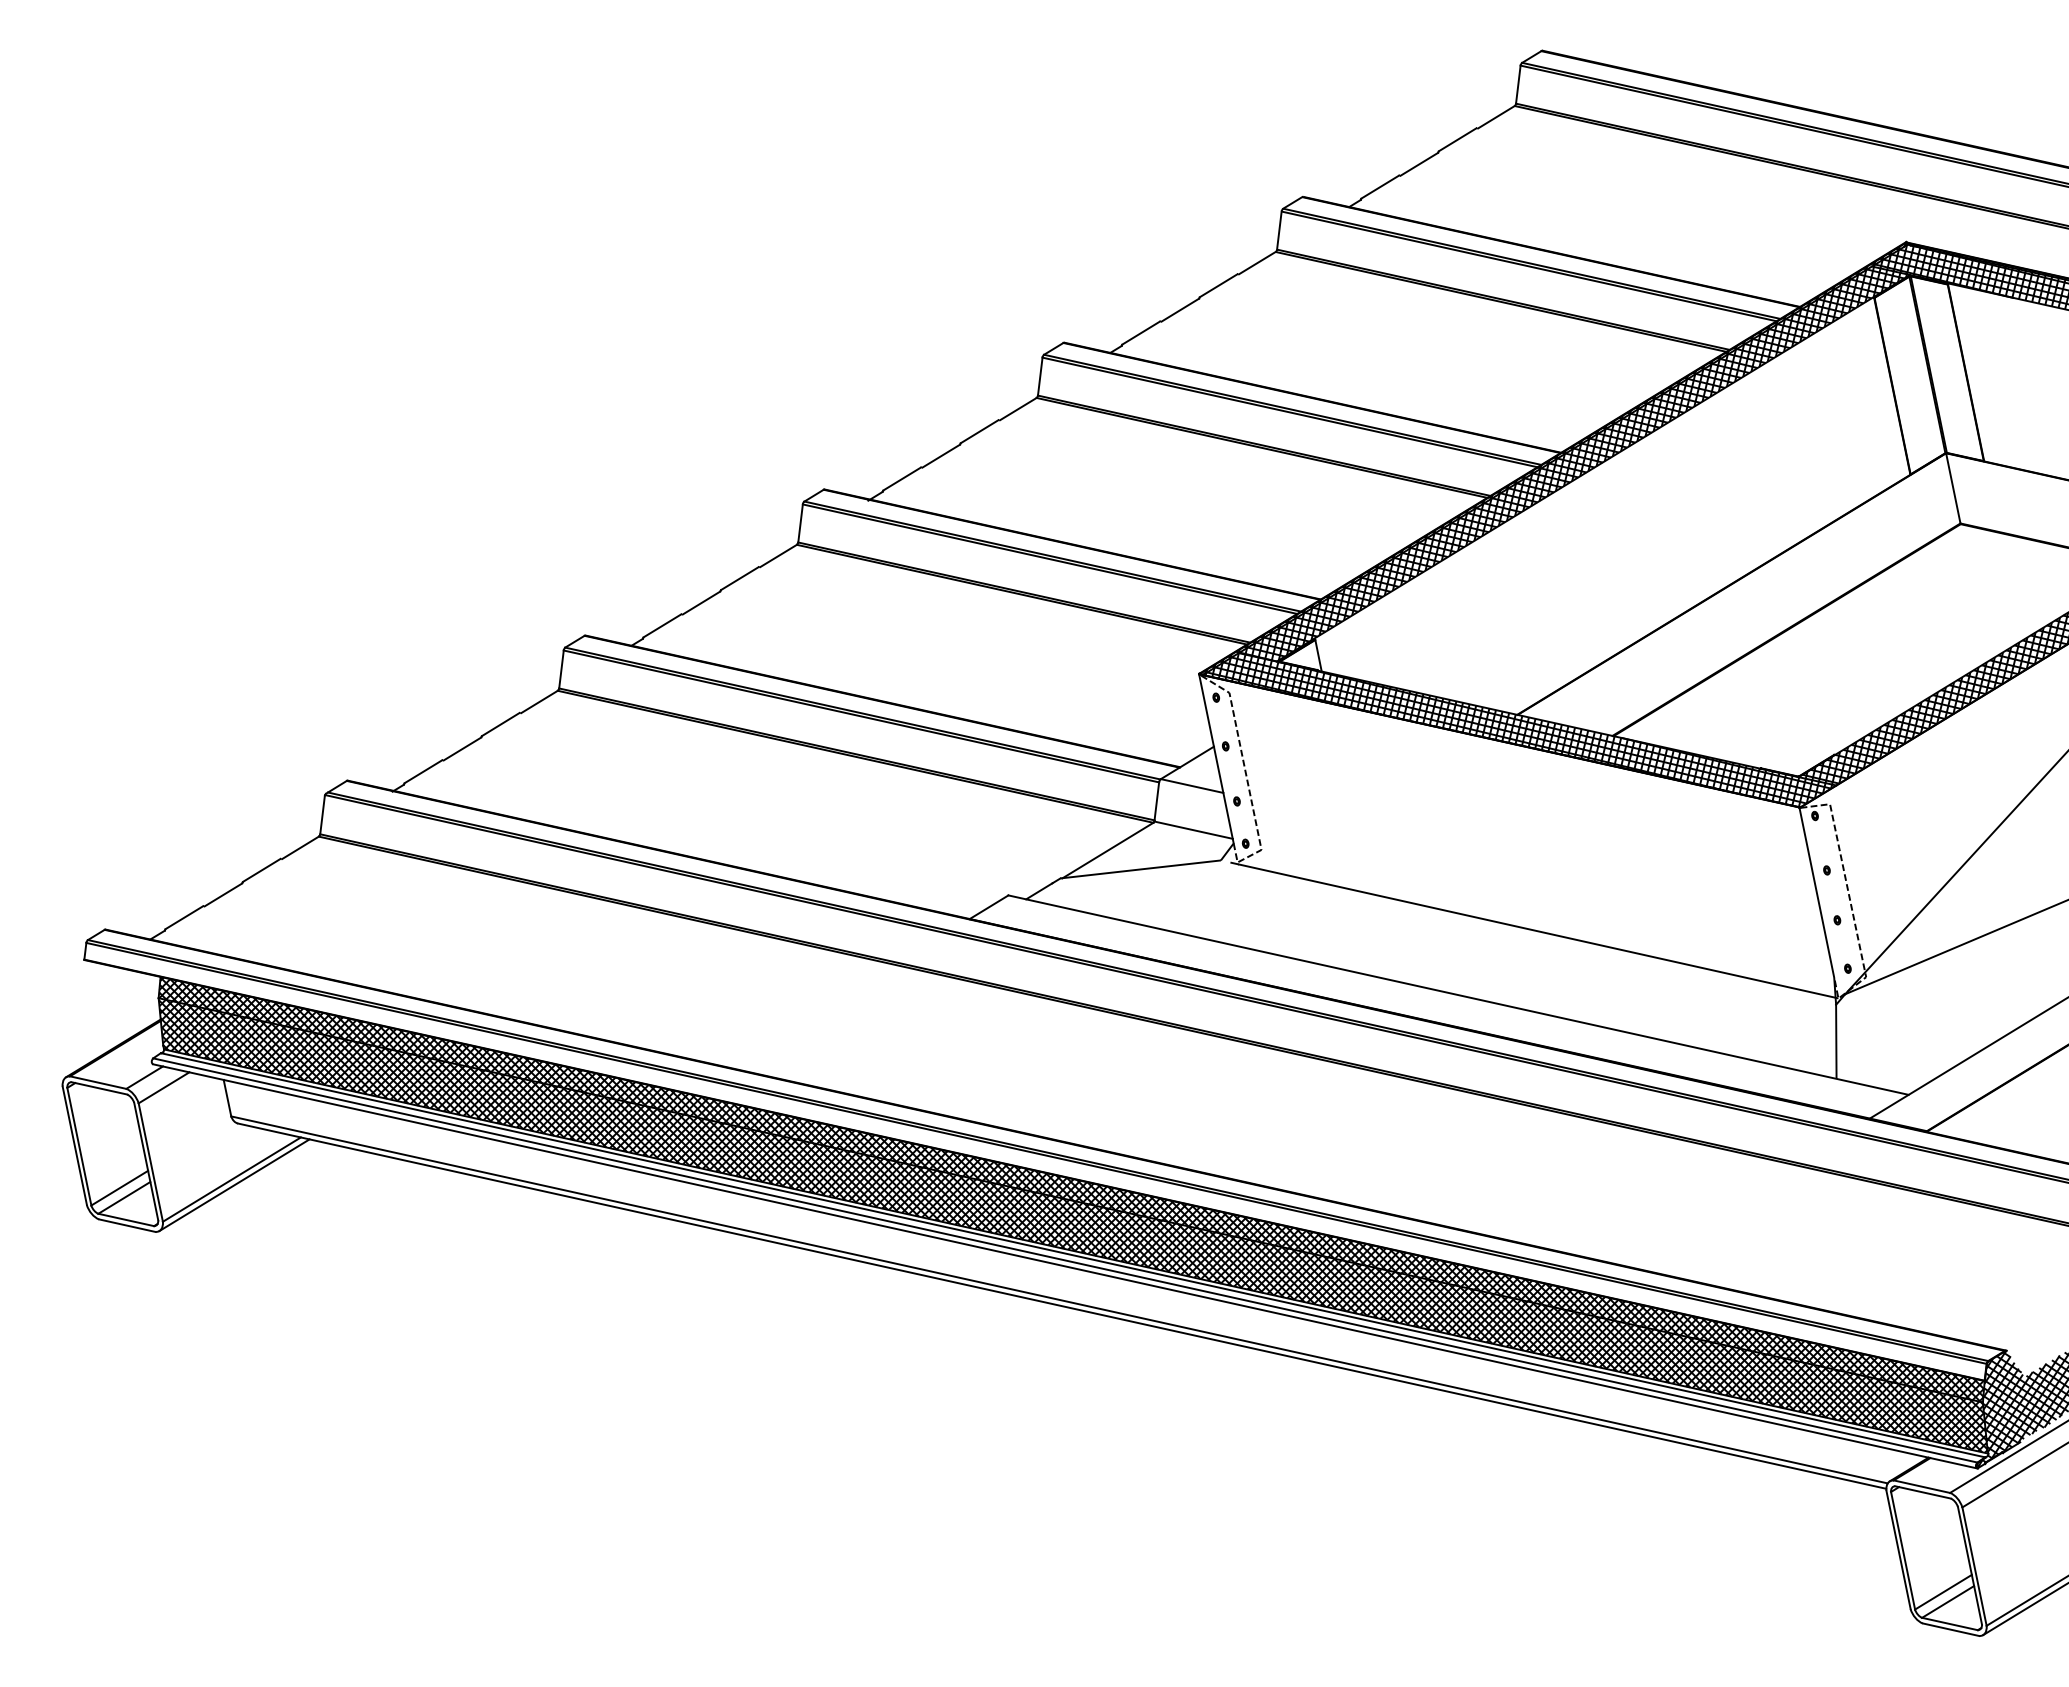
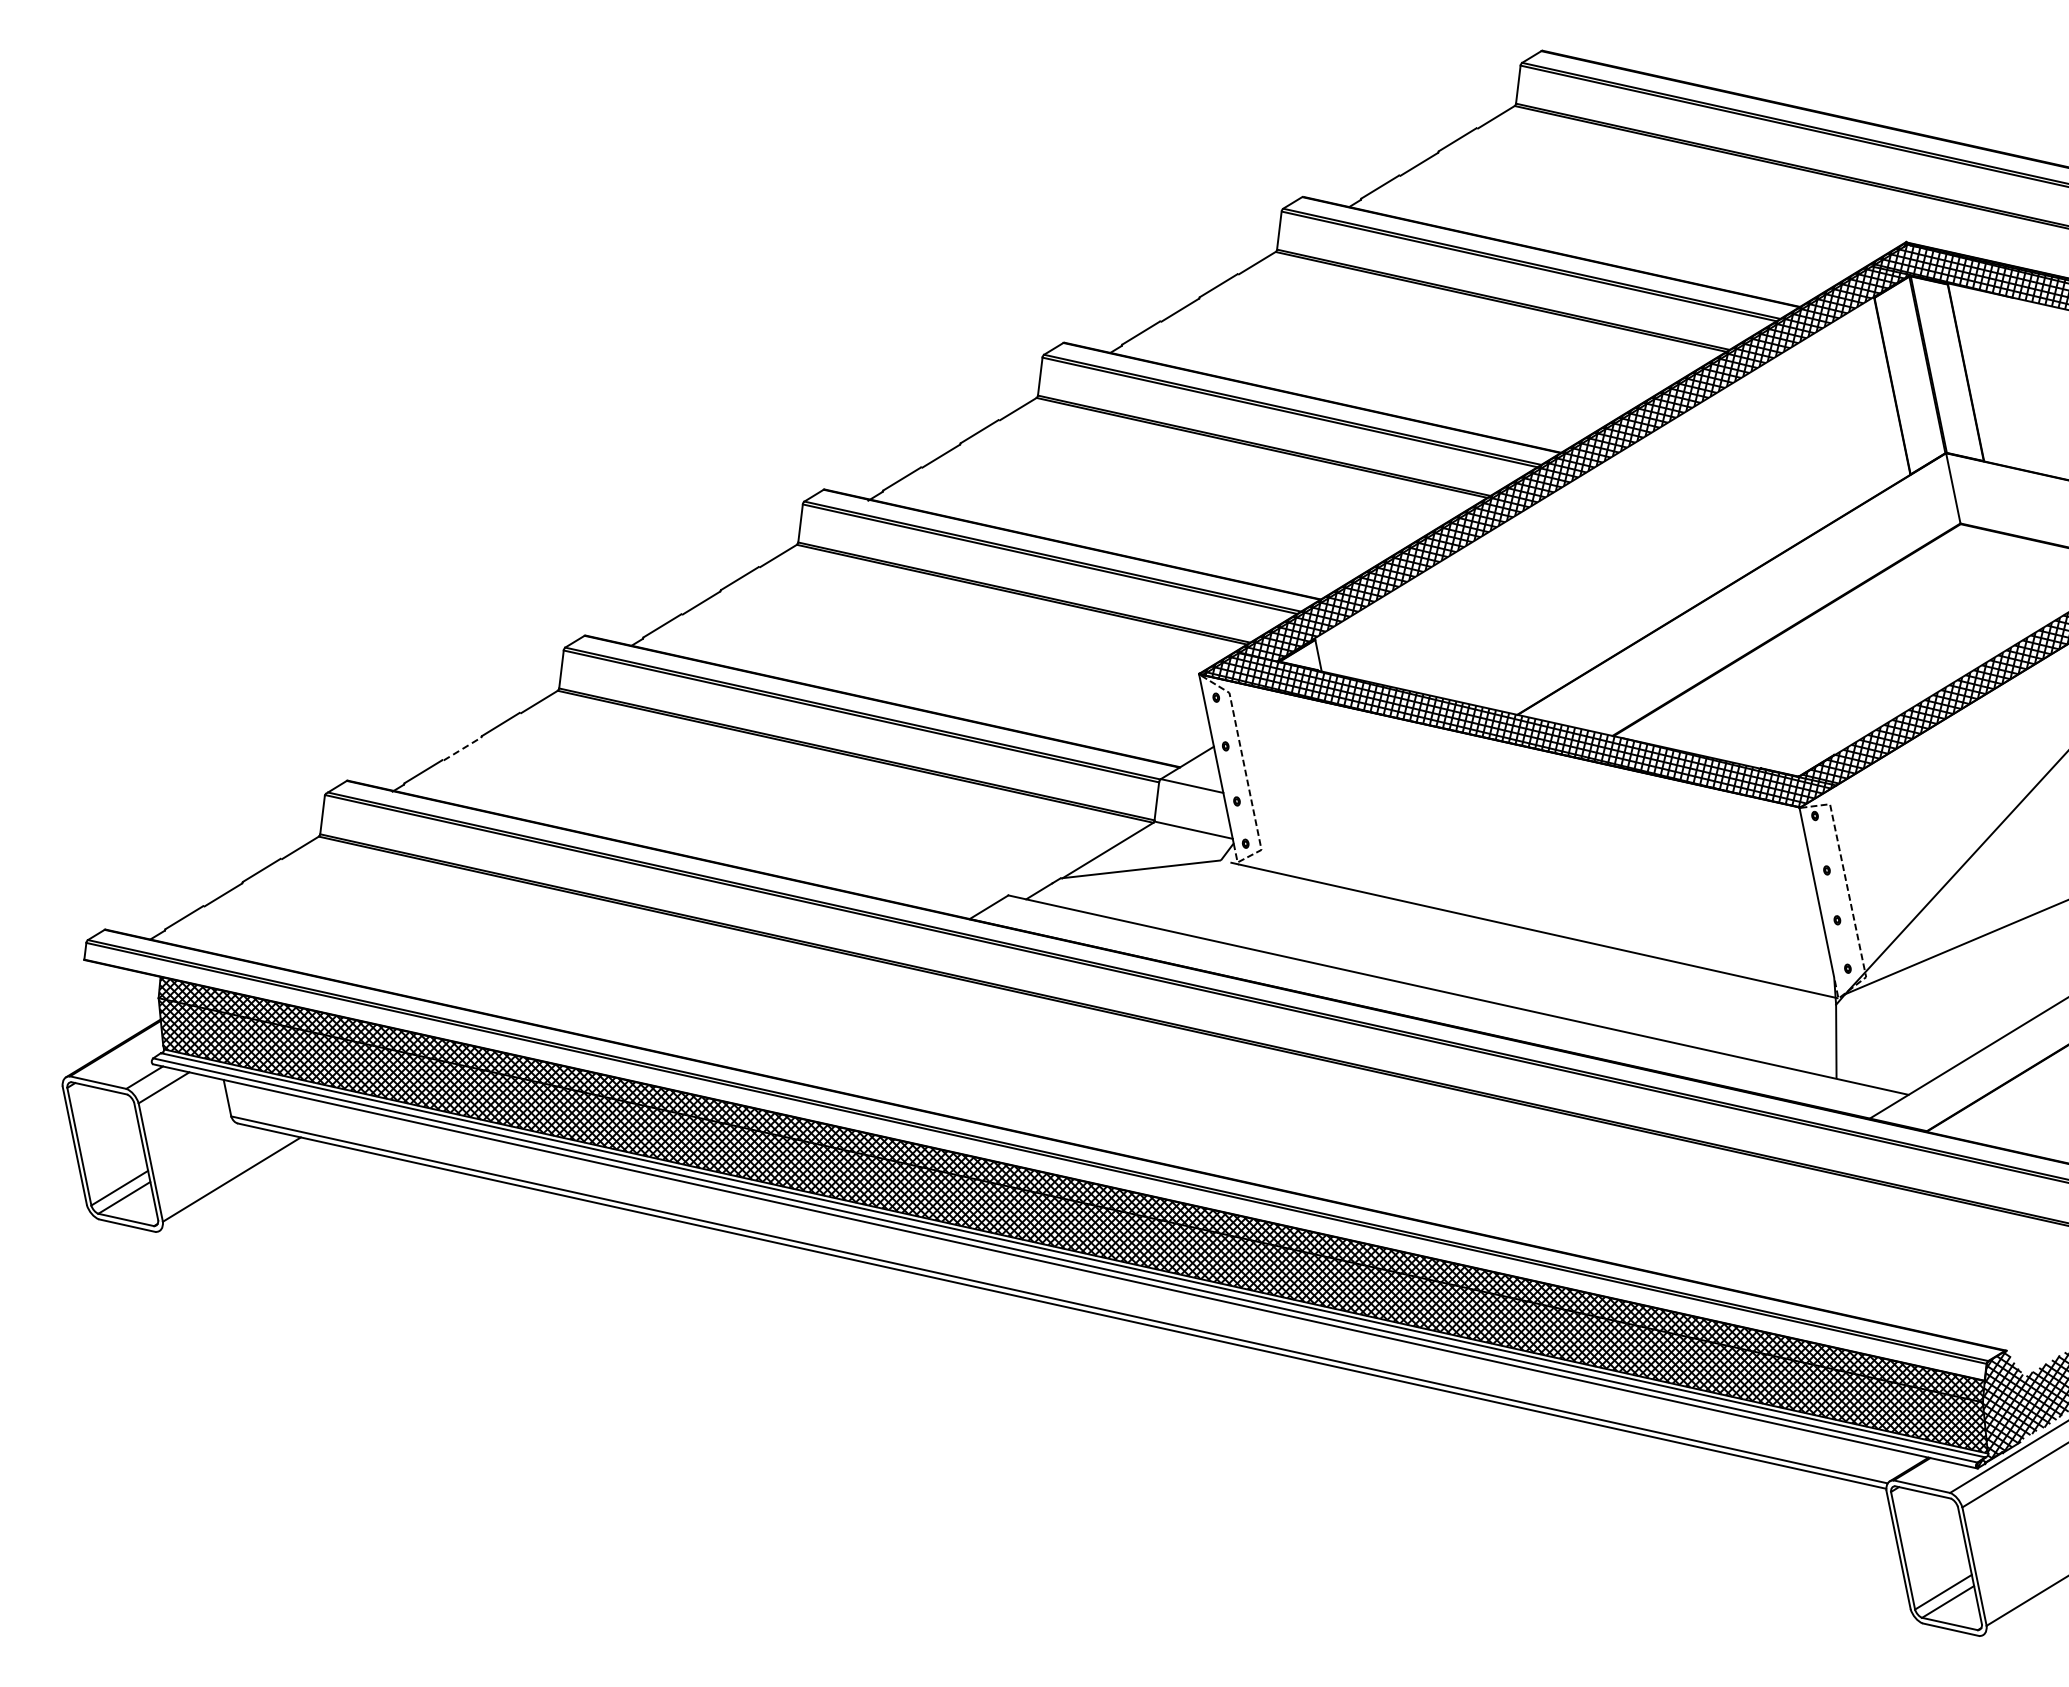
line: solid -> dashed (462, 749)
line: present -> none (234, 1185)
line: present -> none (2024, 1610)
